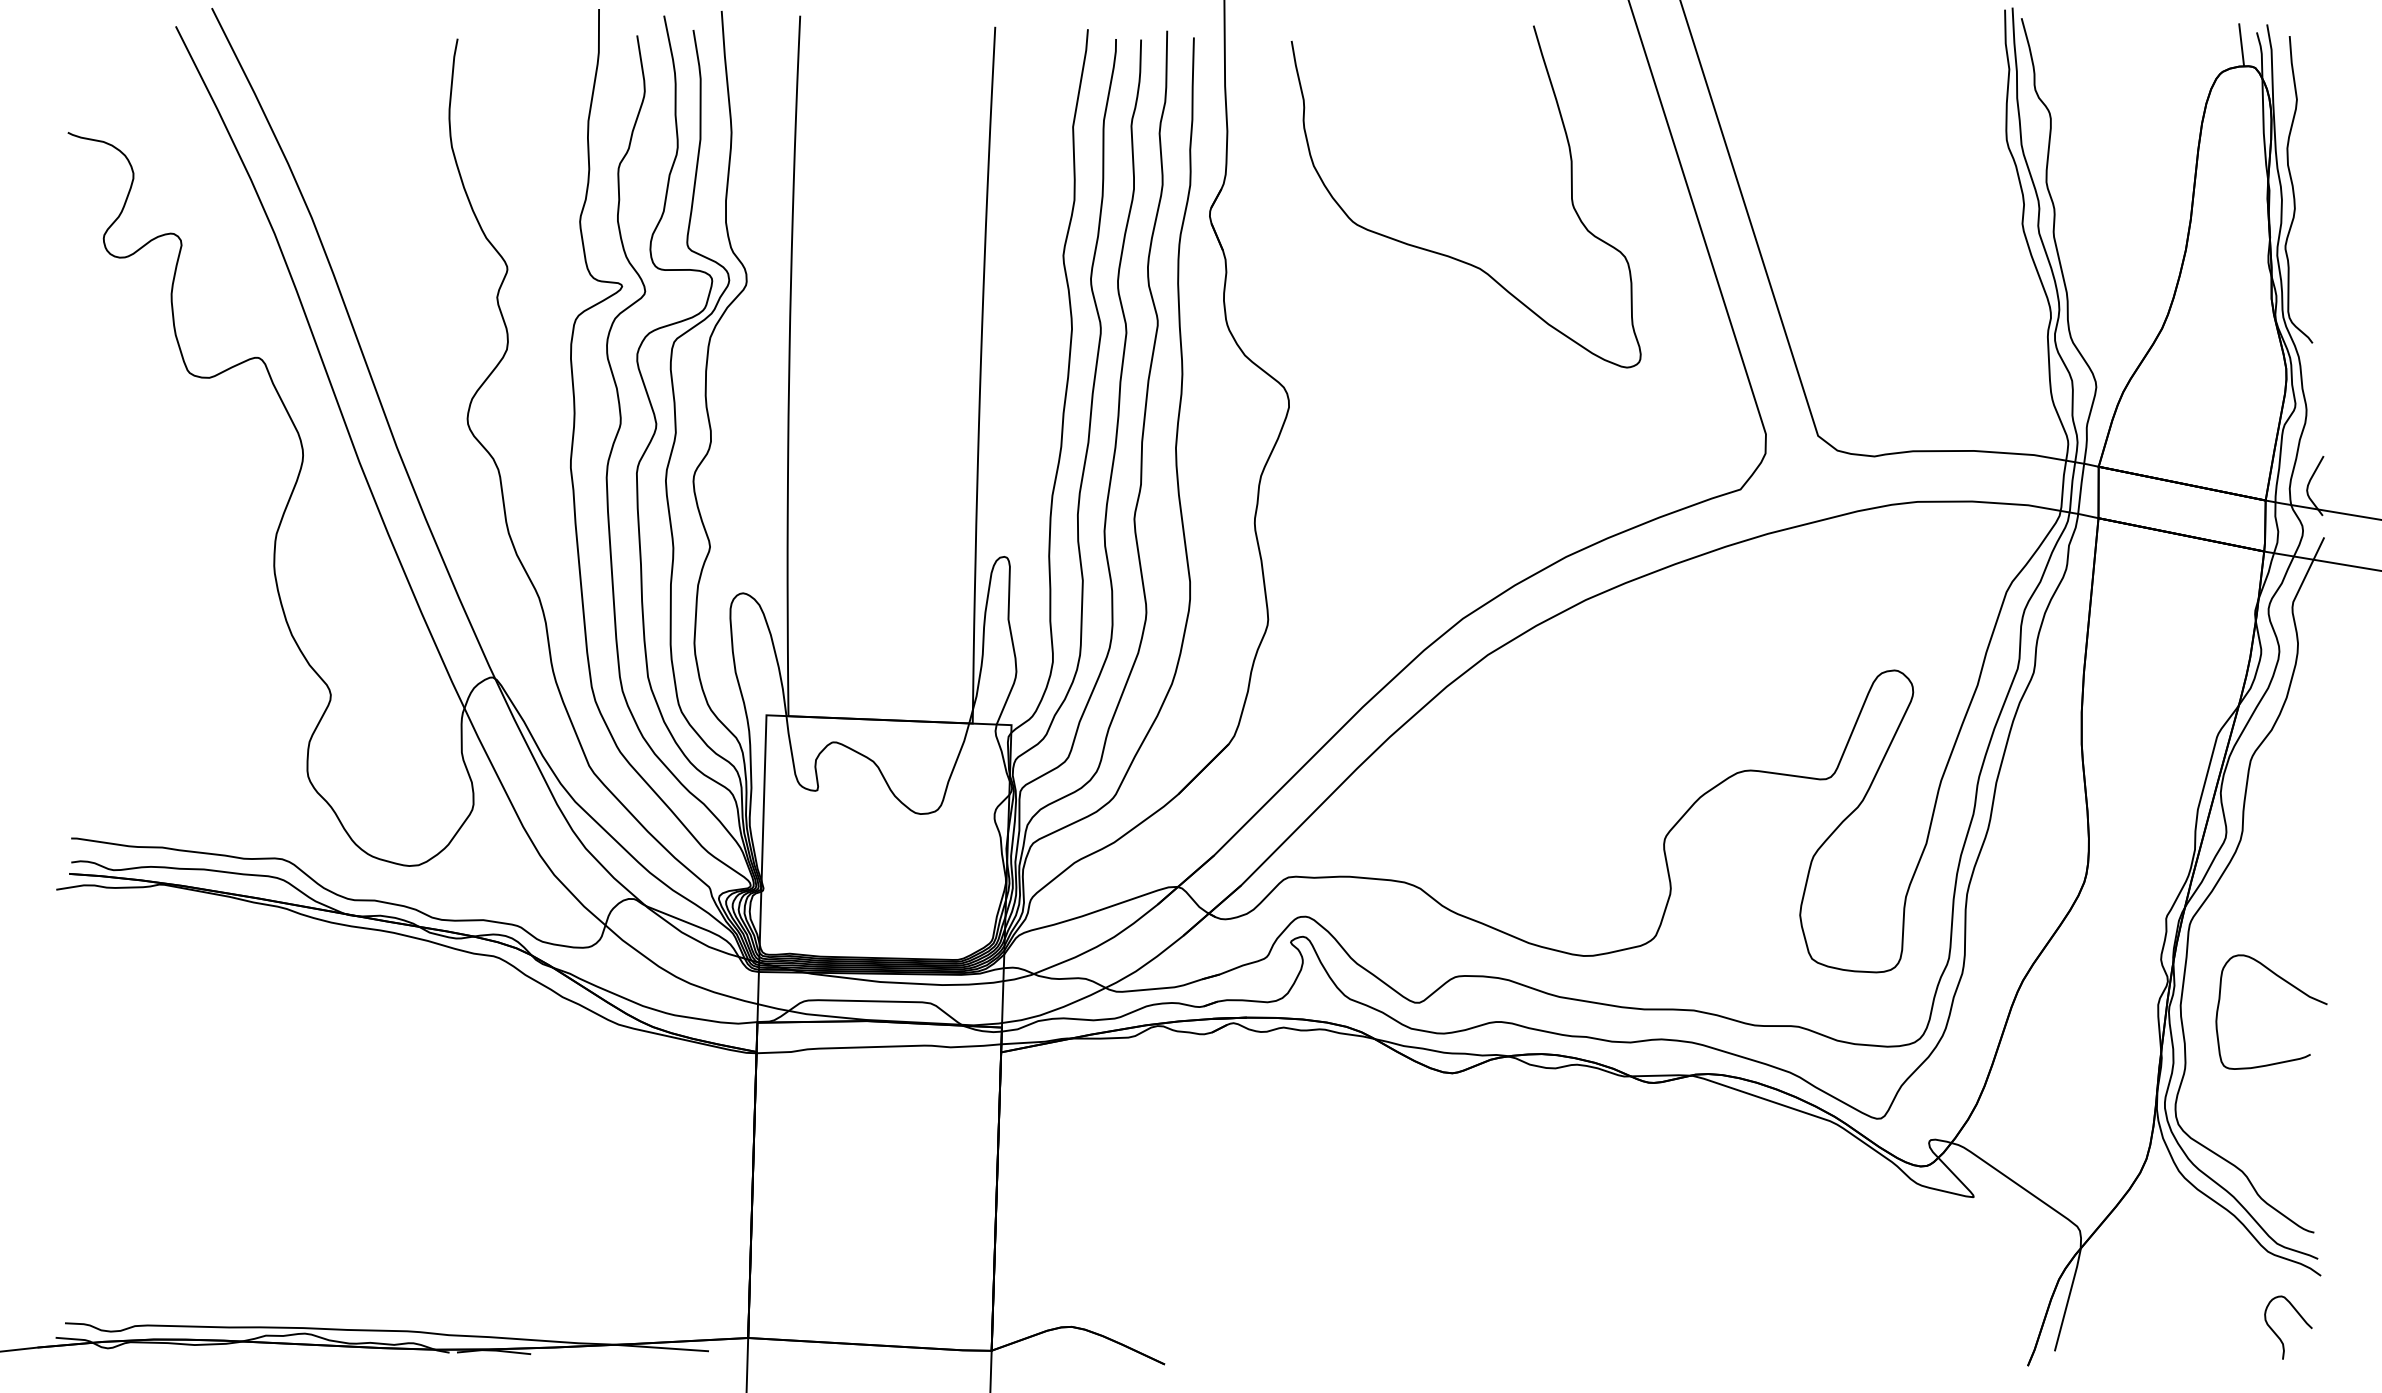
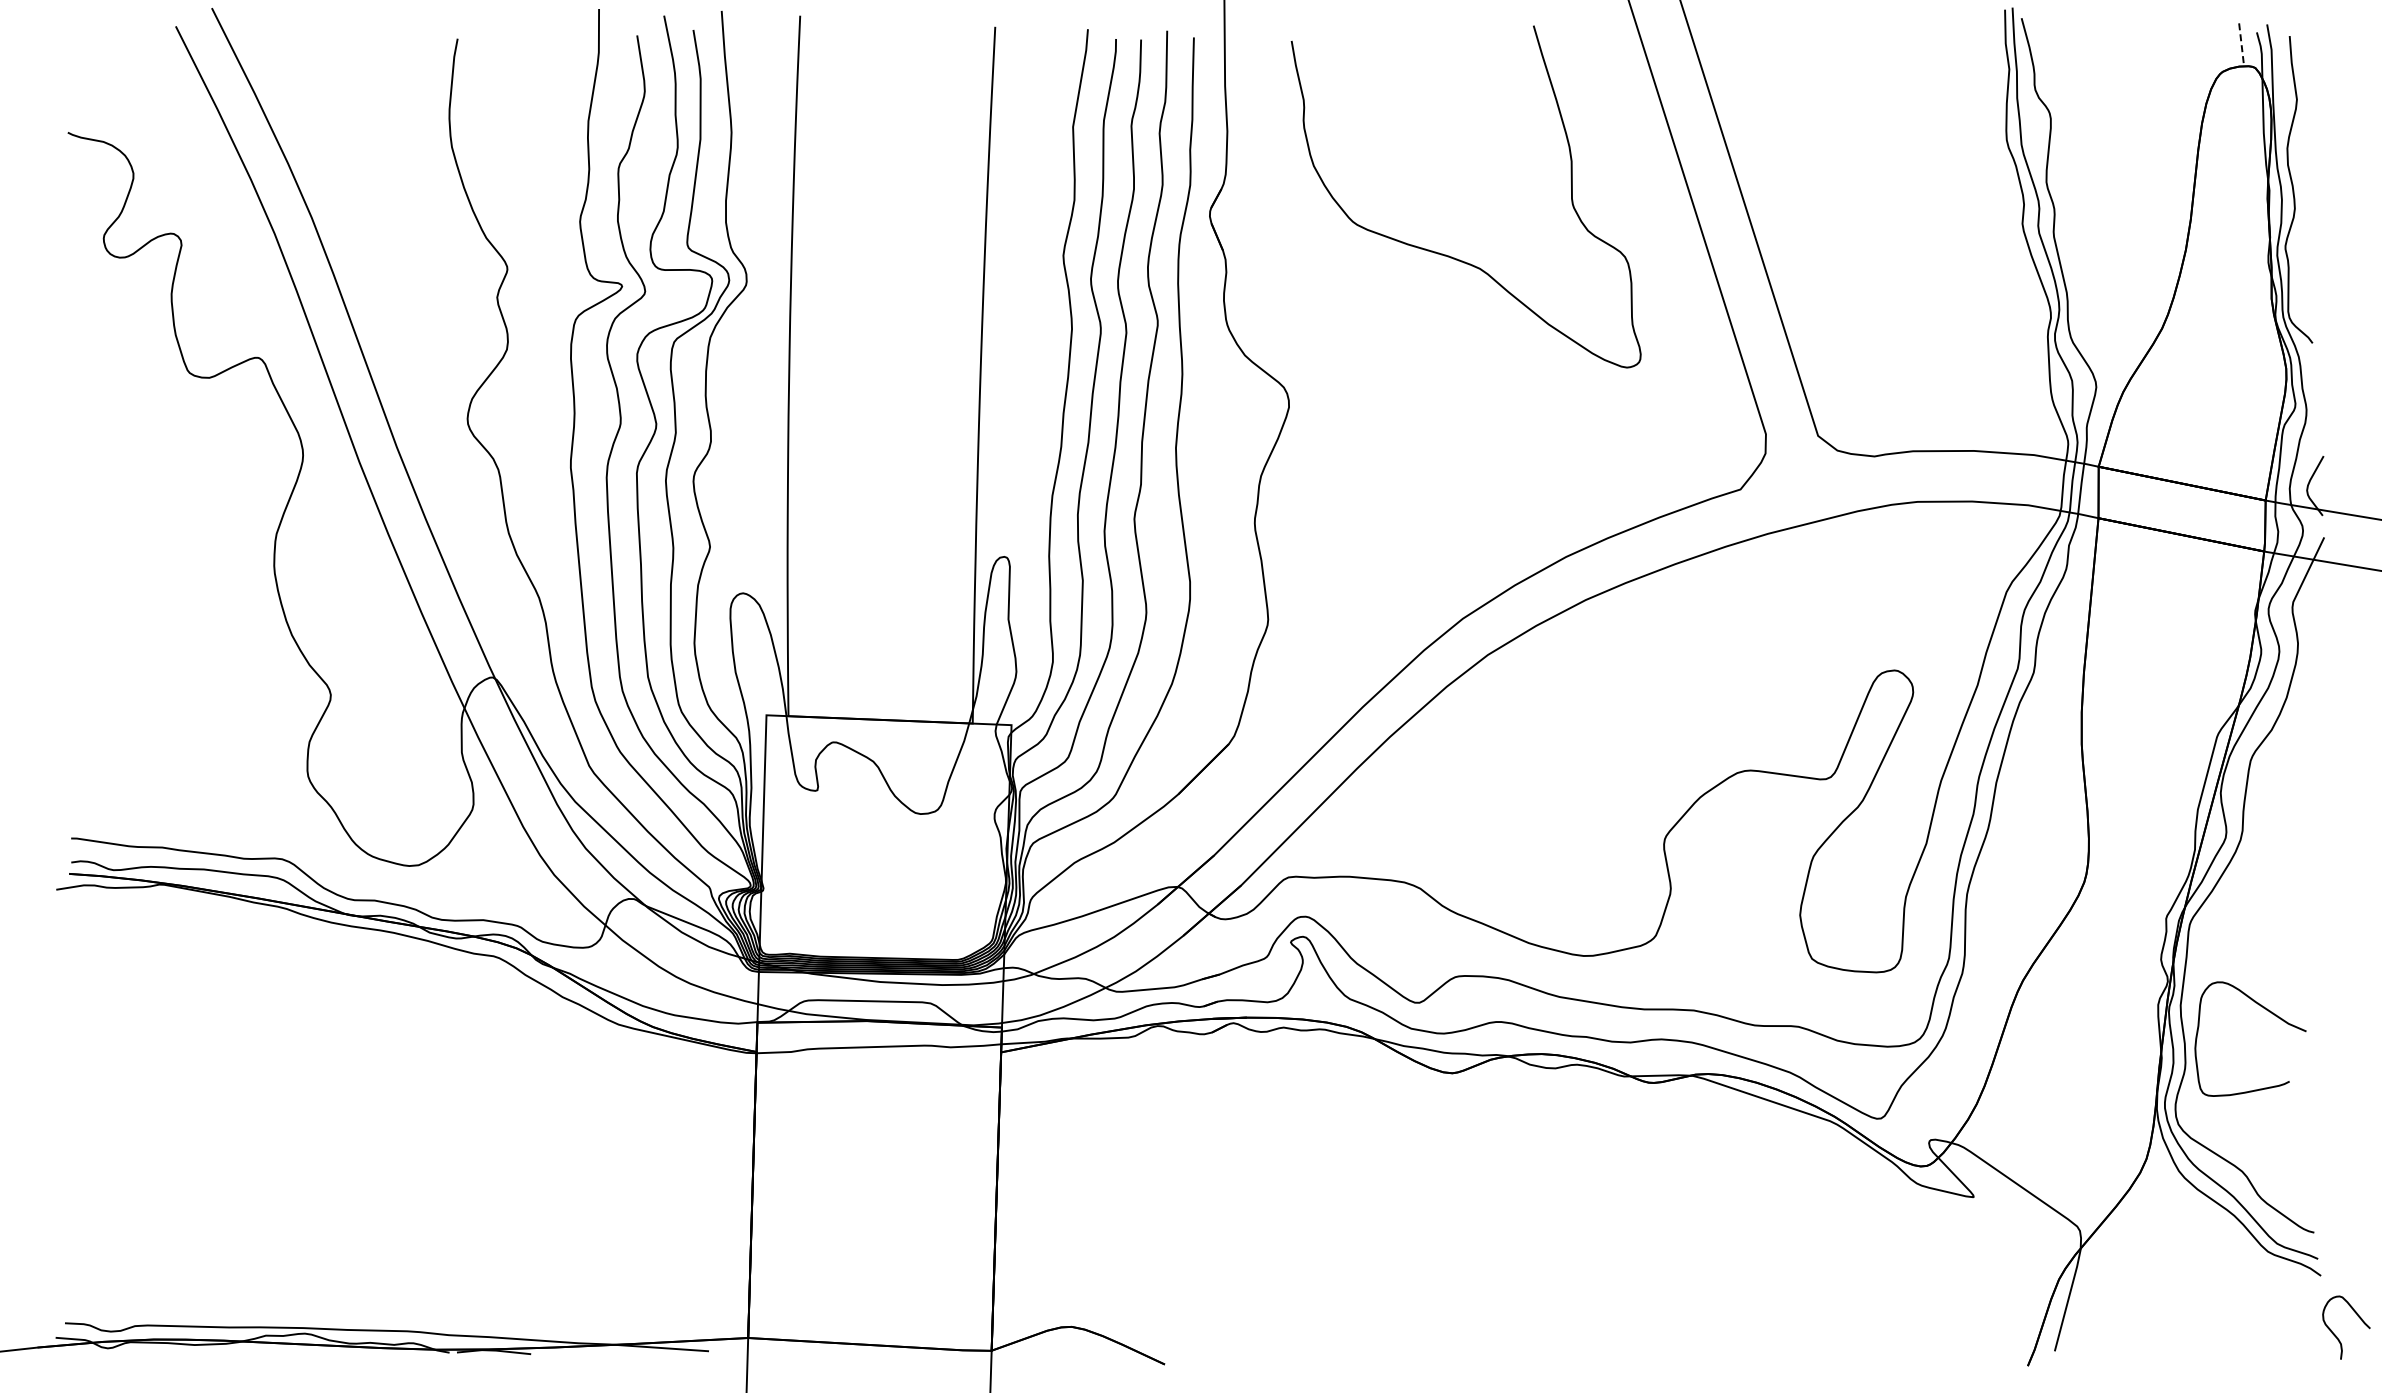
line: solid -> dashed (2241, 44)
curve position: (2290, 985) -> (2269, 1012) (2269, 1012)
curve position: (2279, 1336) -> (2337, 1336) (2337, 1336)
